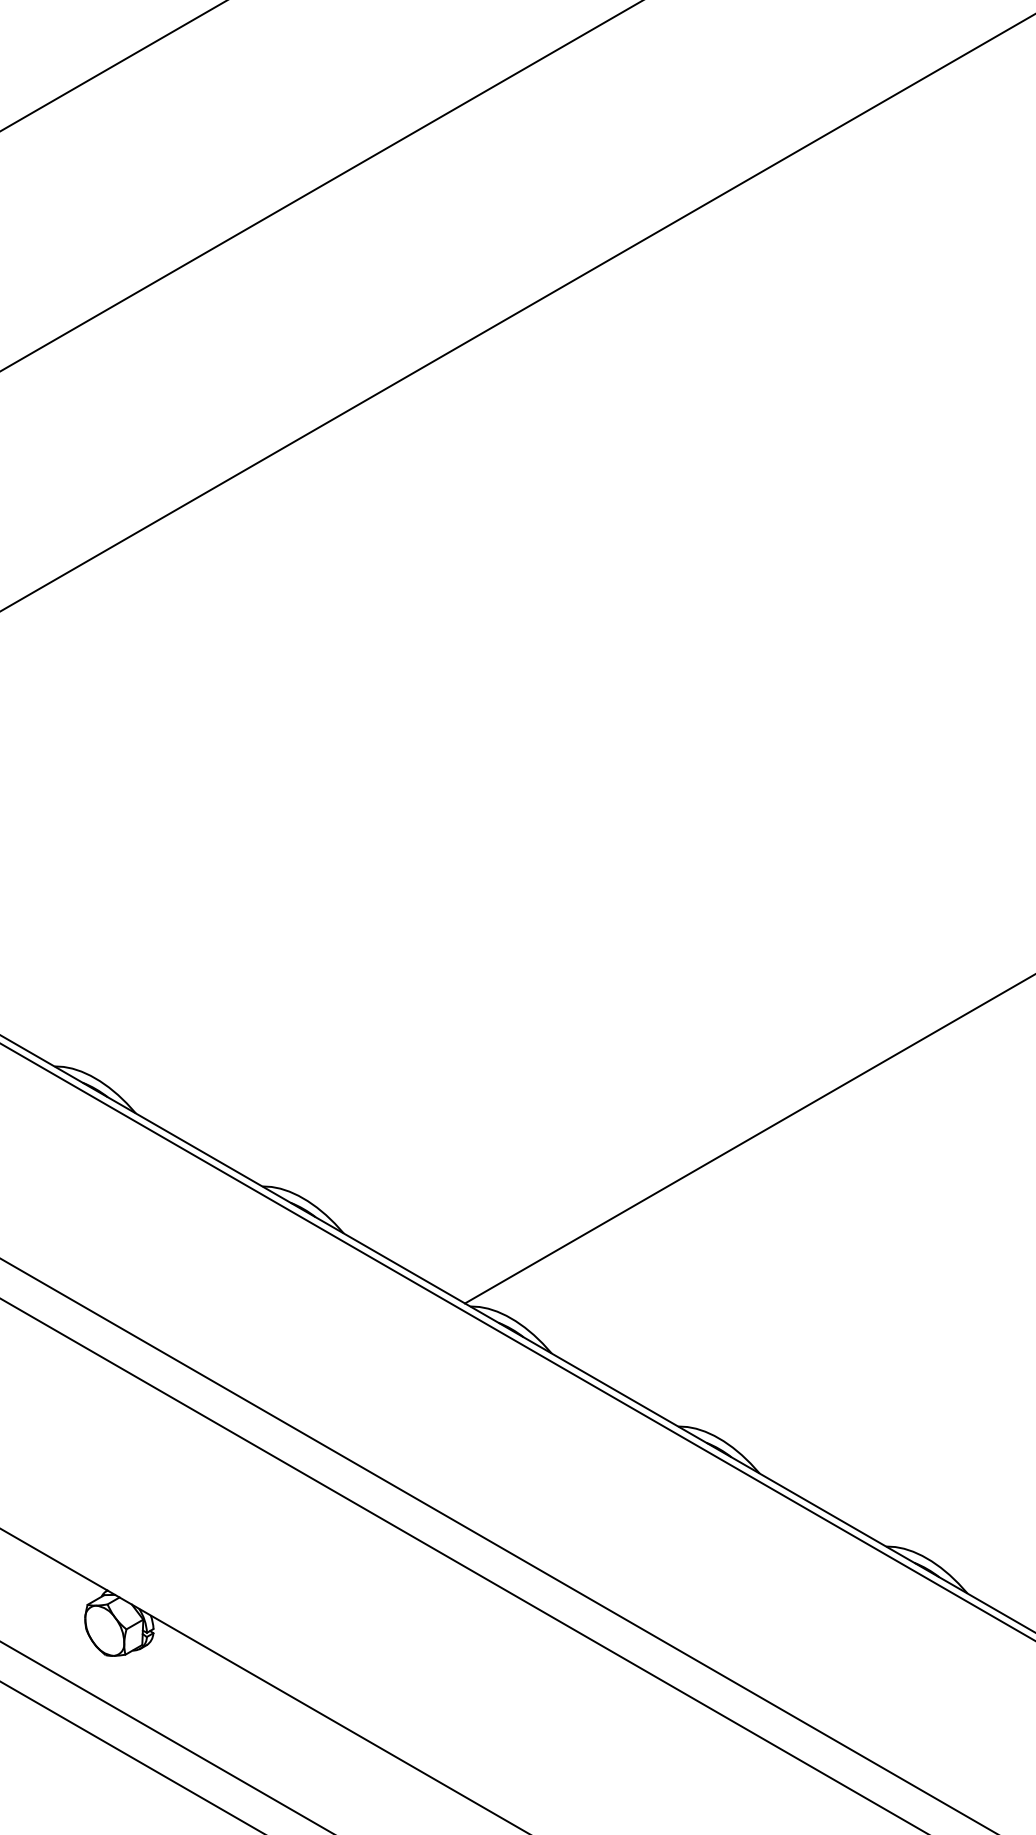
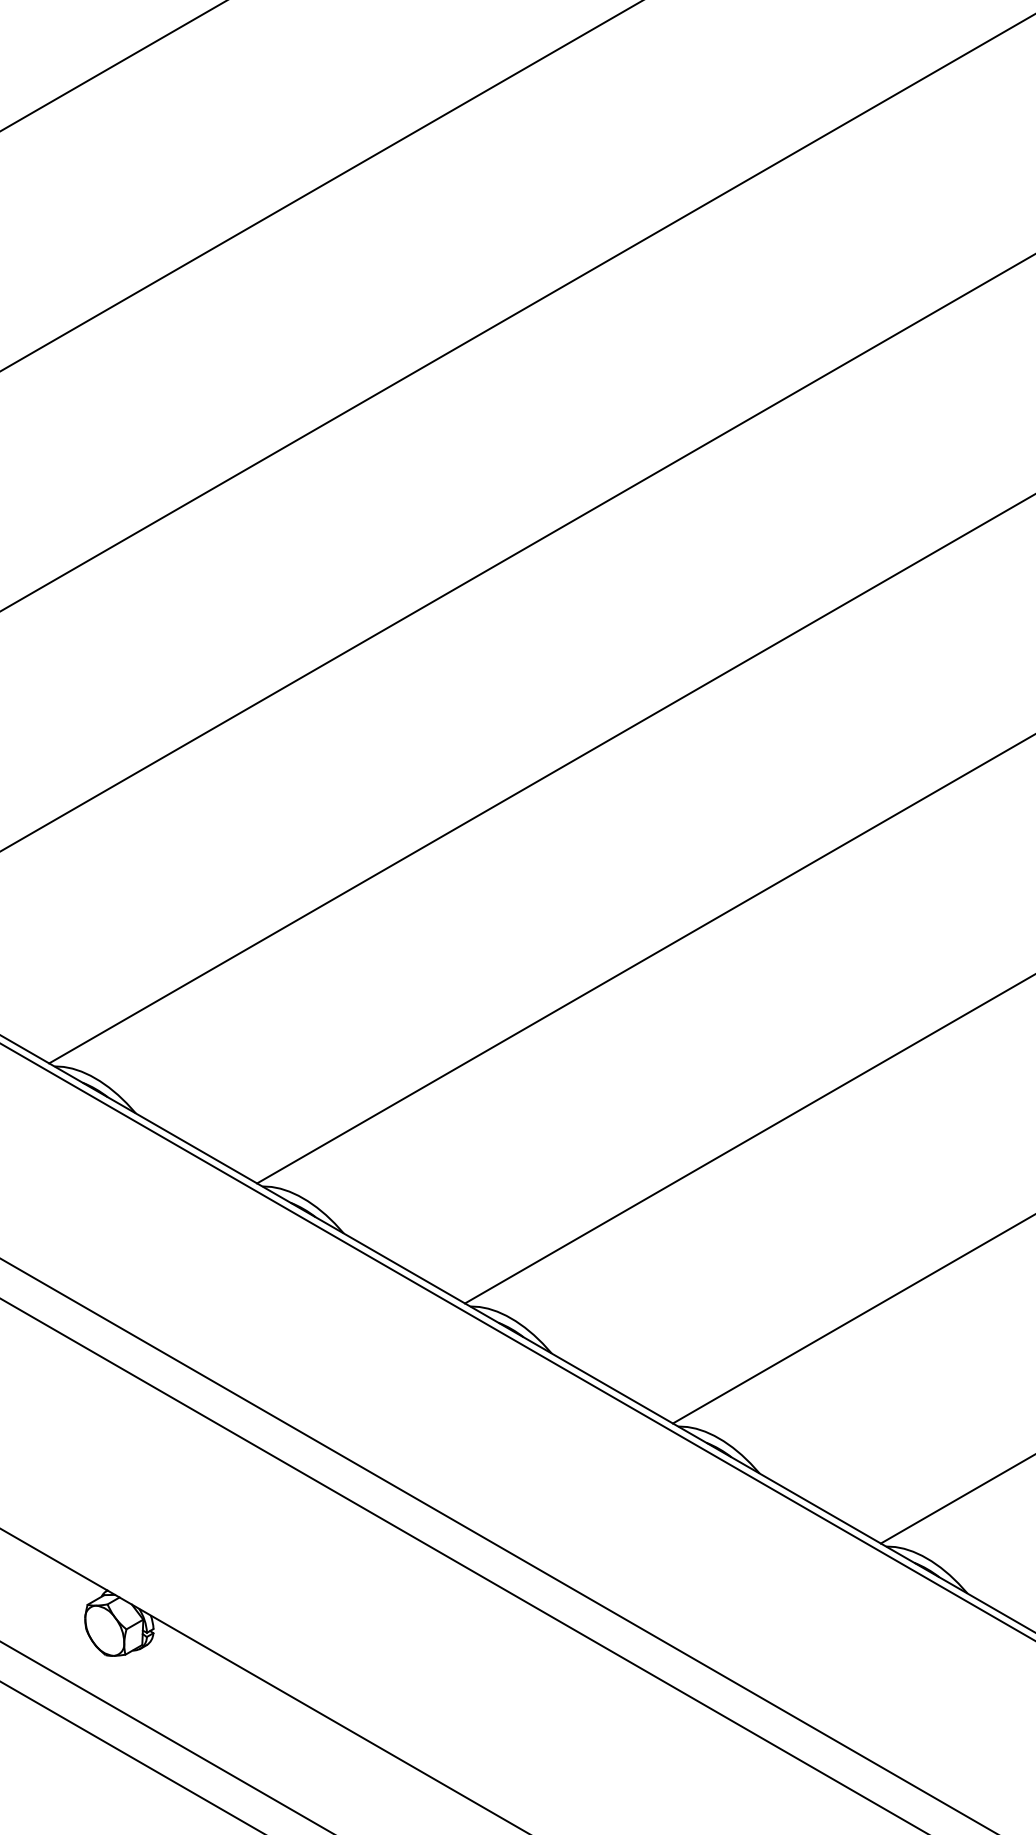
line: none -> present (517, 552)
line: none -> present (540, 779)
line: none -> present (644, 959)
line: none -> present (852, 1319)
line: none -> present (956, 1499)
